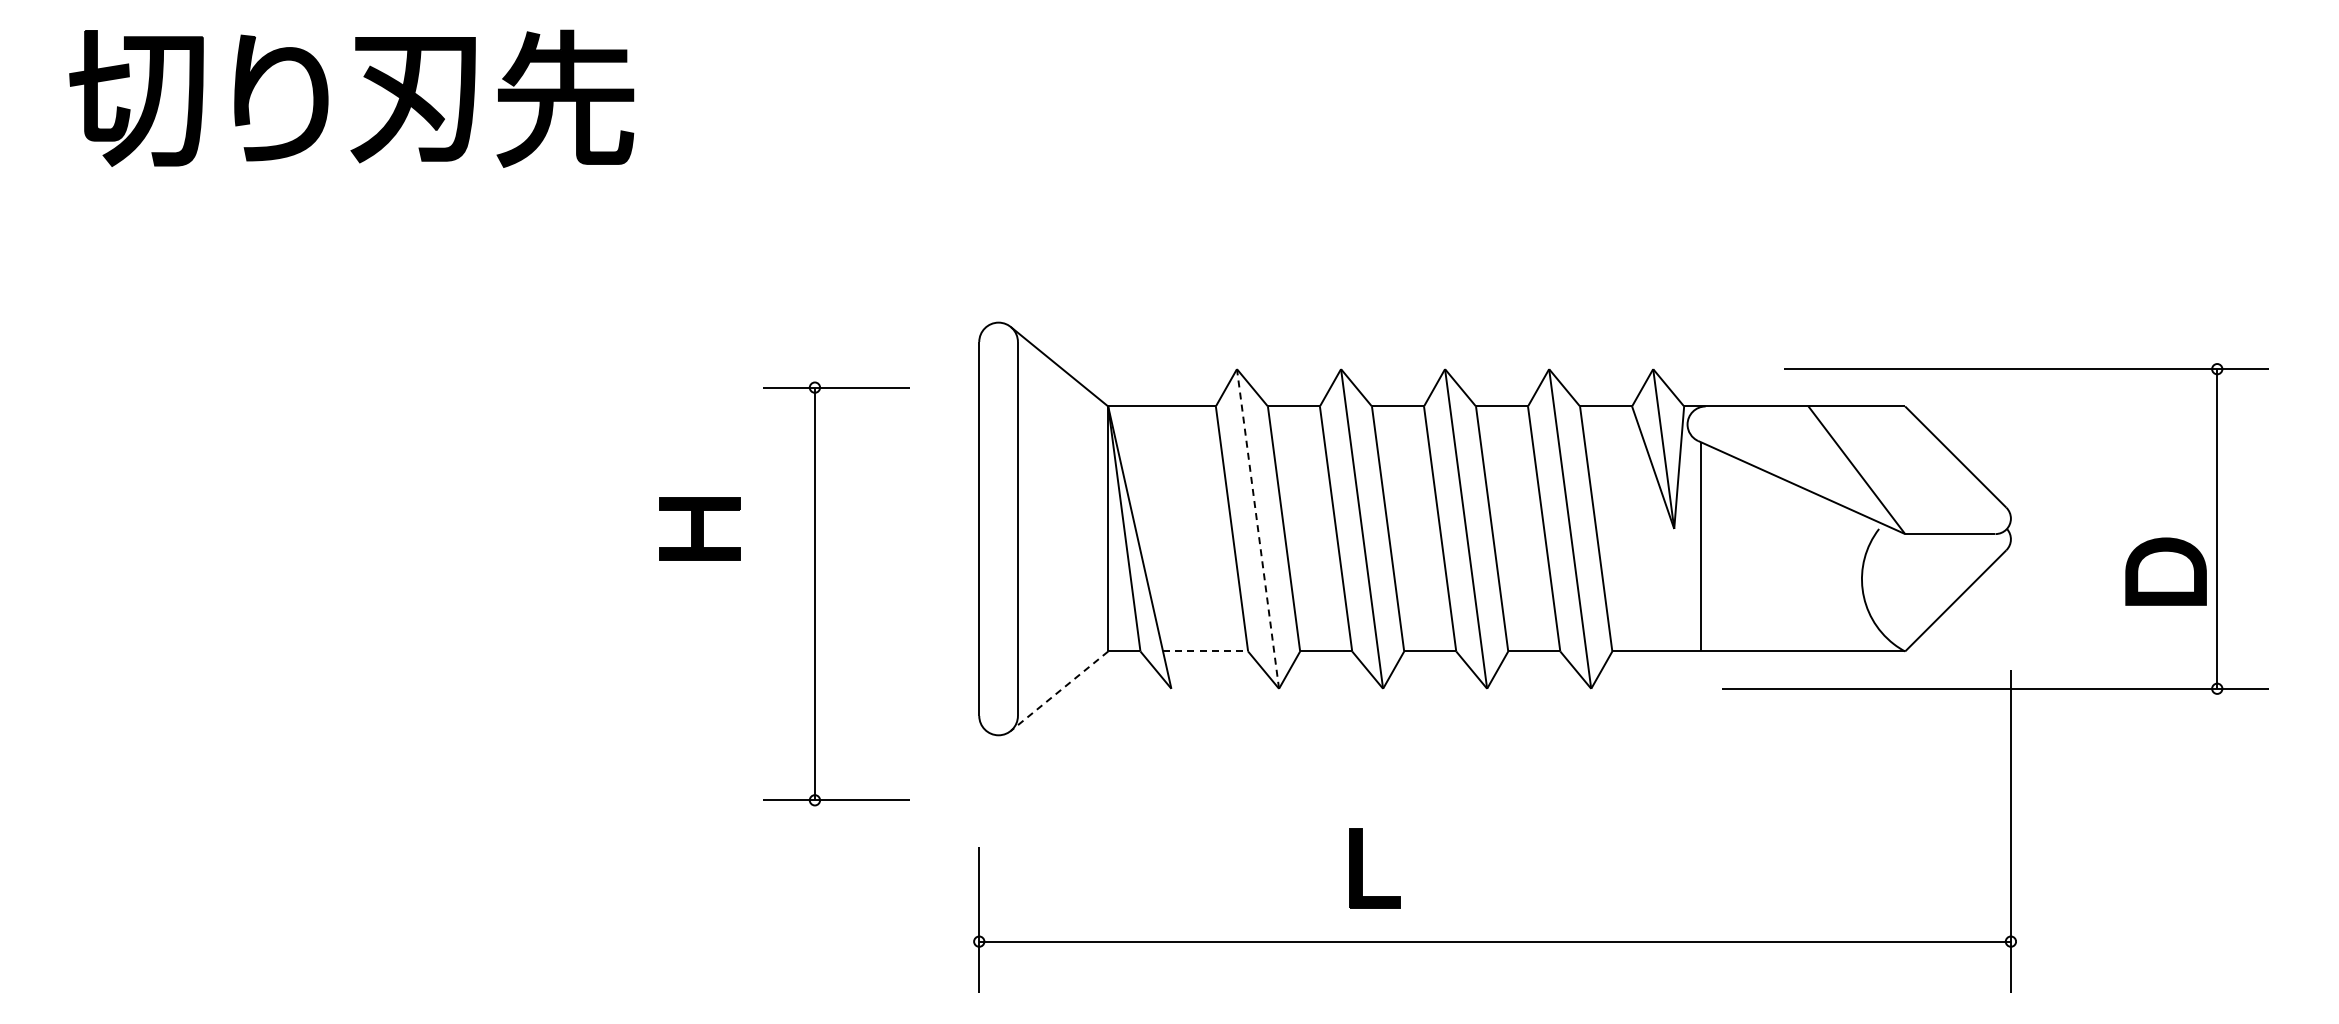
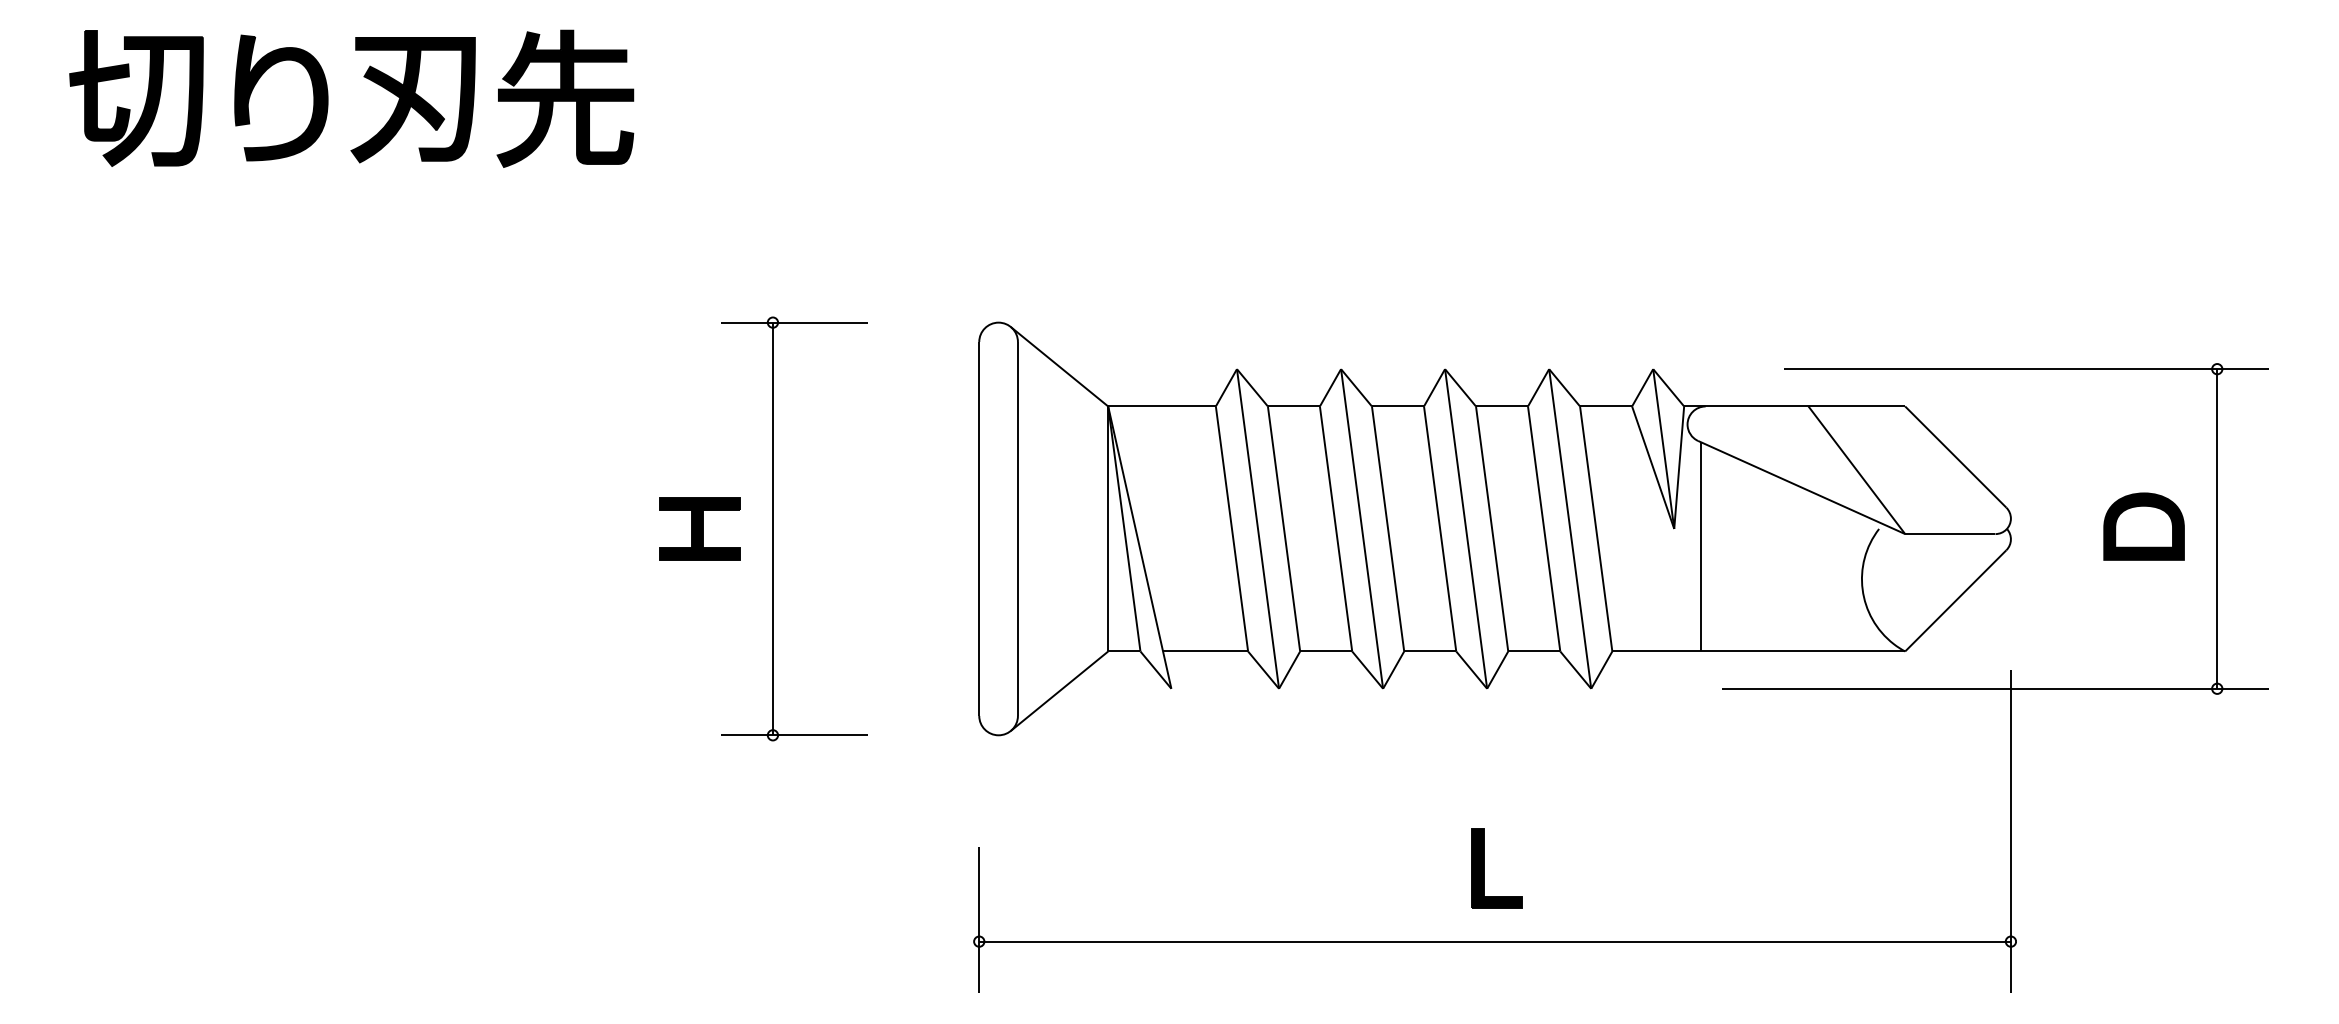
line: dashed -> solid (1257, 528)
part position: (2165, 571) -> (2143, 526) (2143, 526)
part position: (815, 593) -> (773, 528) (773, 528)
line: dashed -> solid (1205, 651)
line: dashed -> solid (1059, 691)
part position: (1362, 868) -> (1484, 868) (1484, 868)
